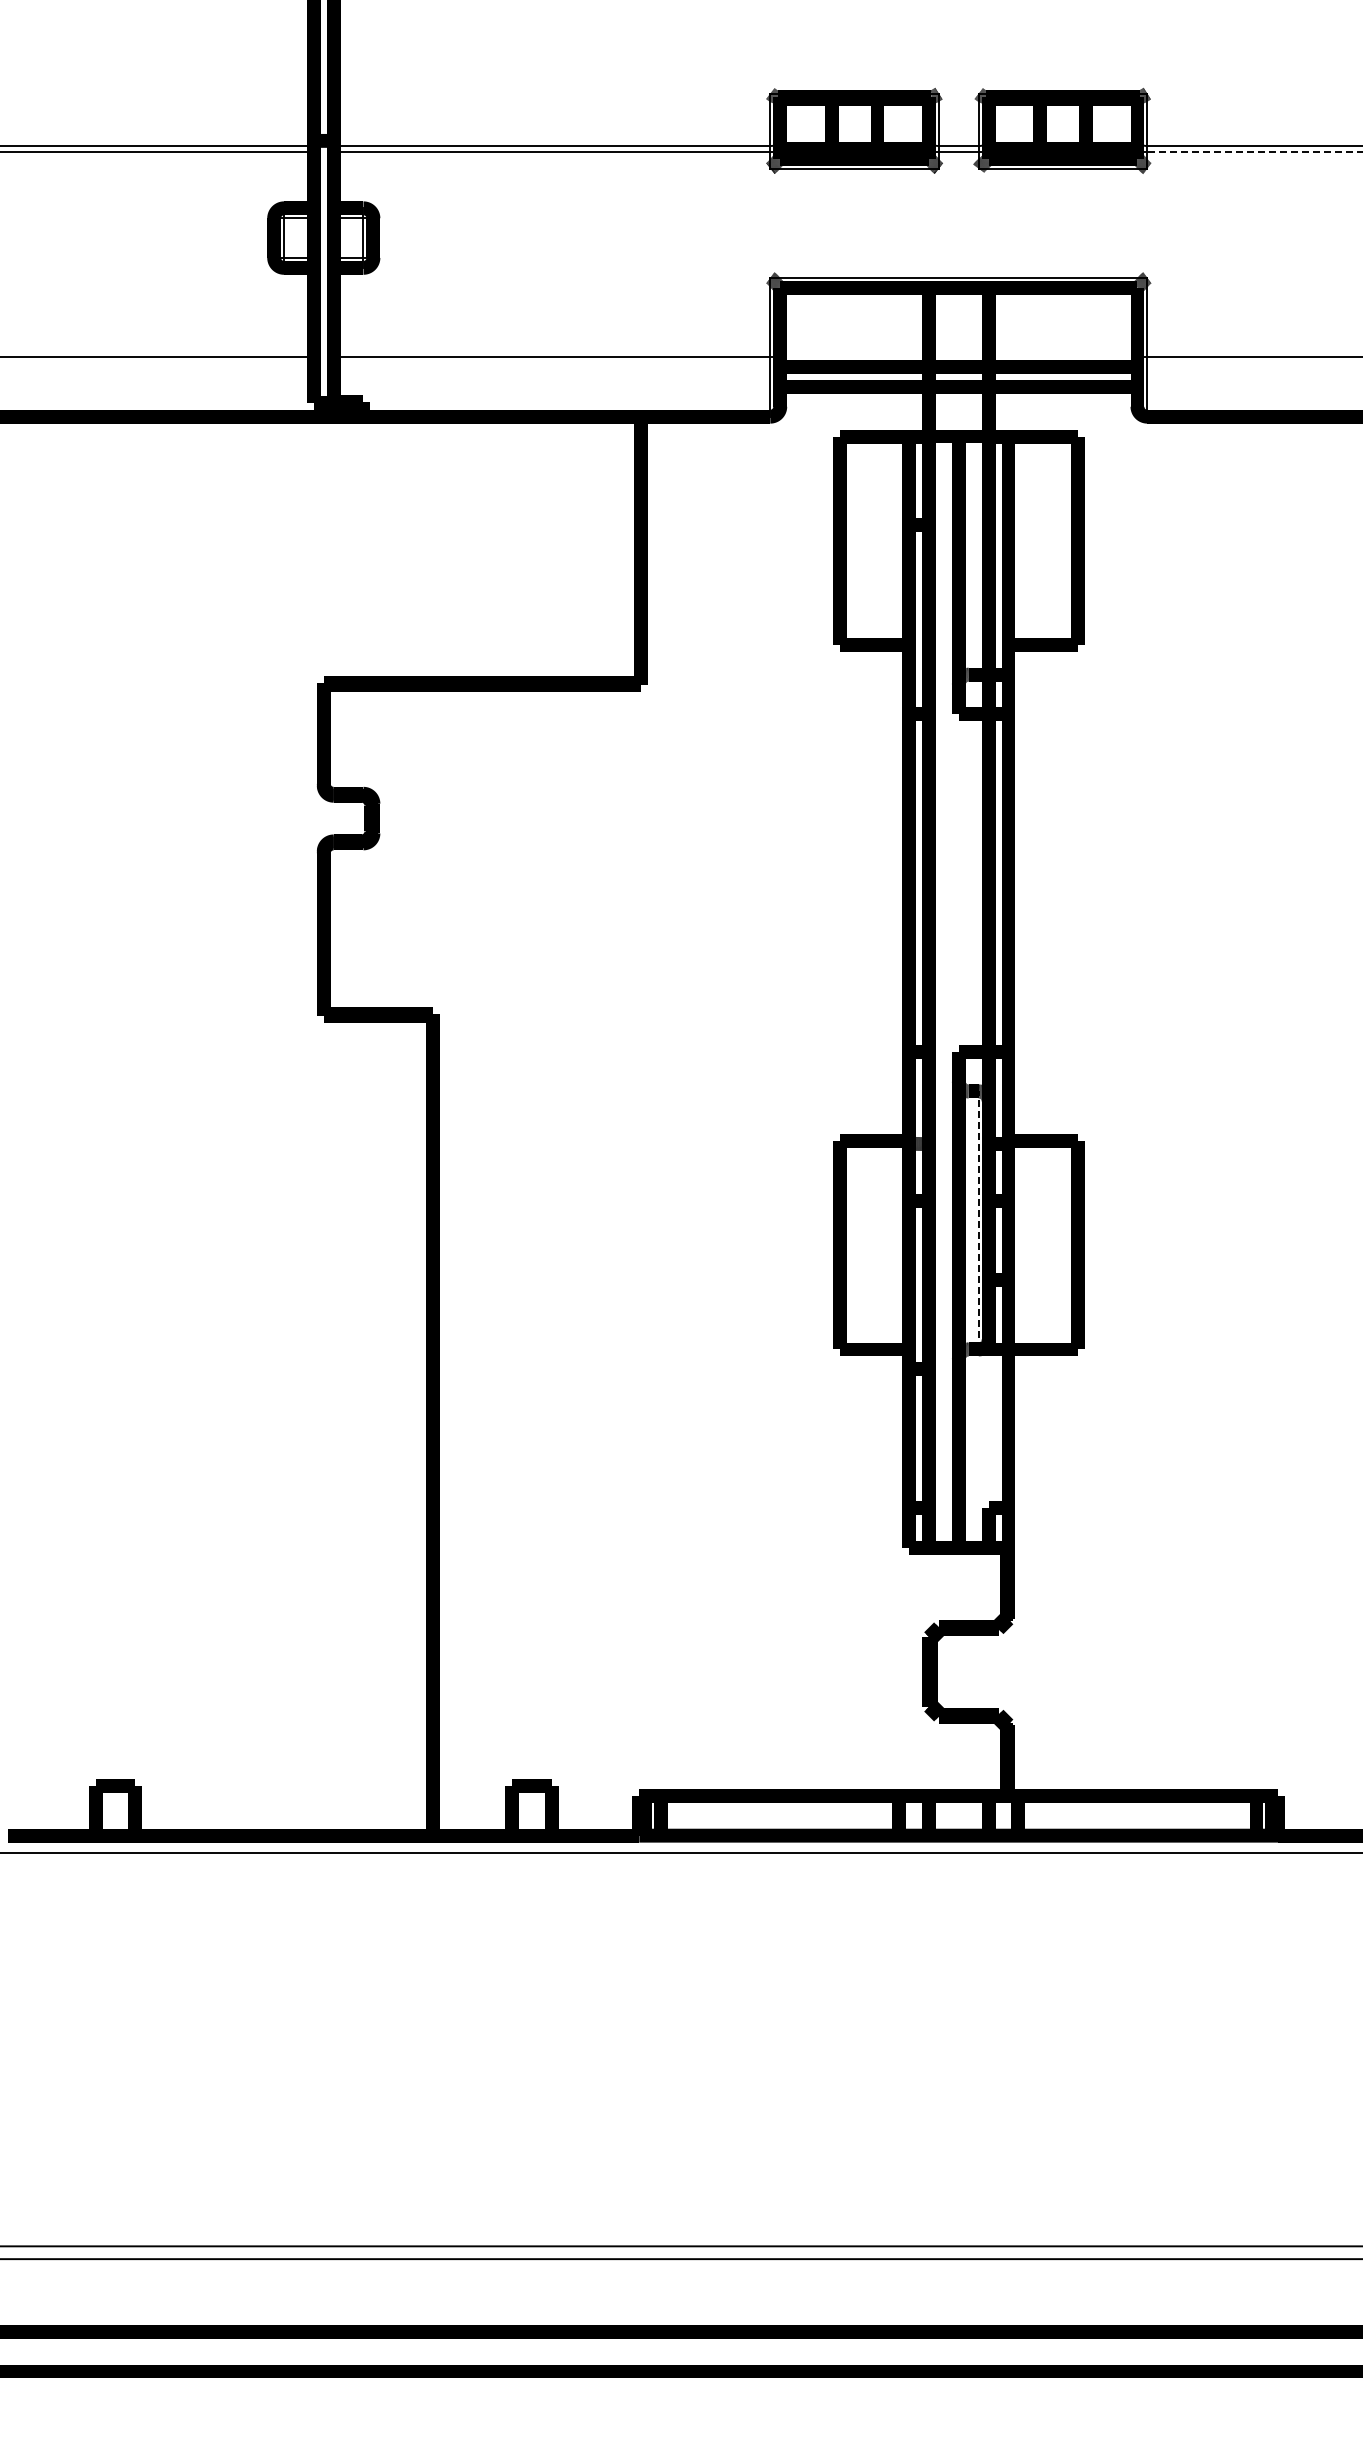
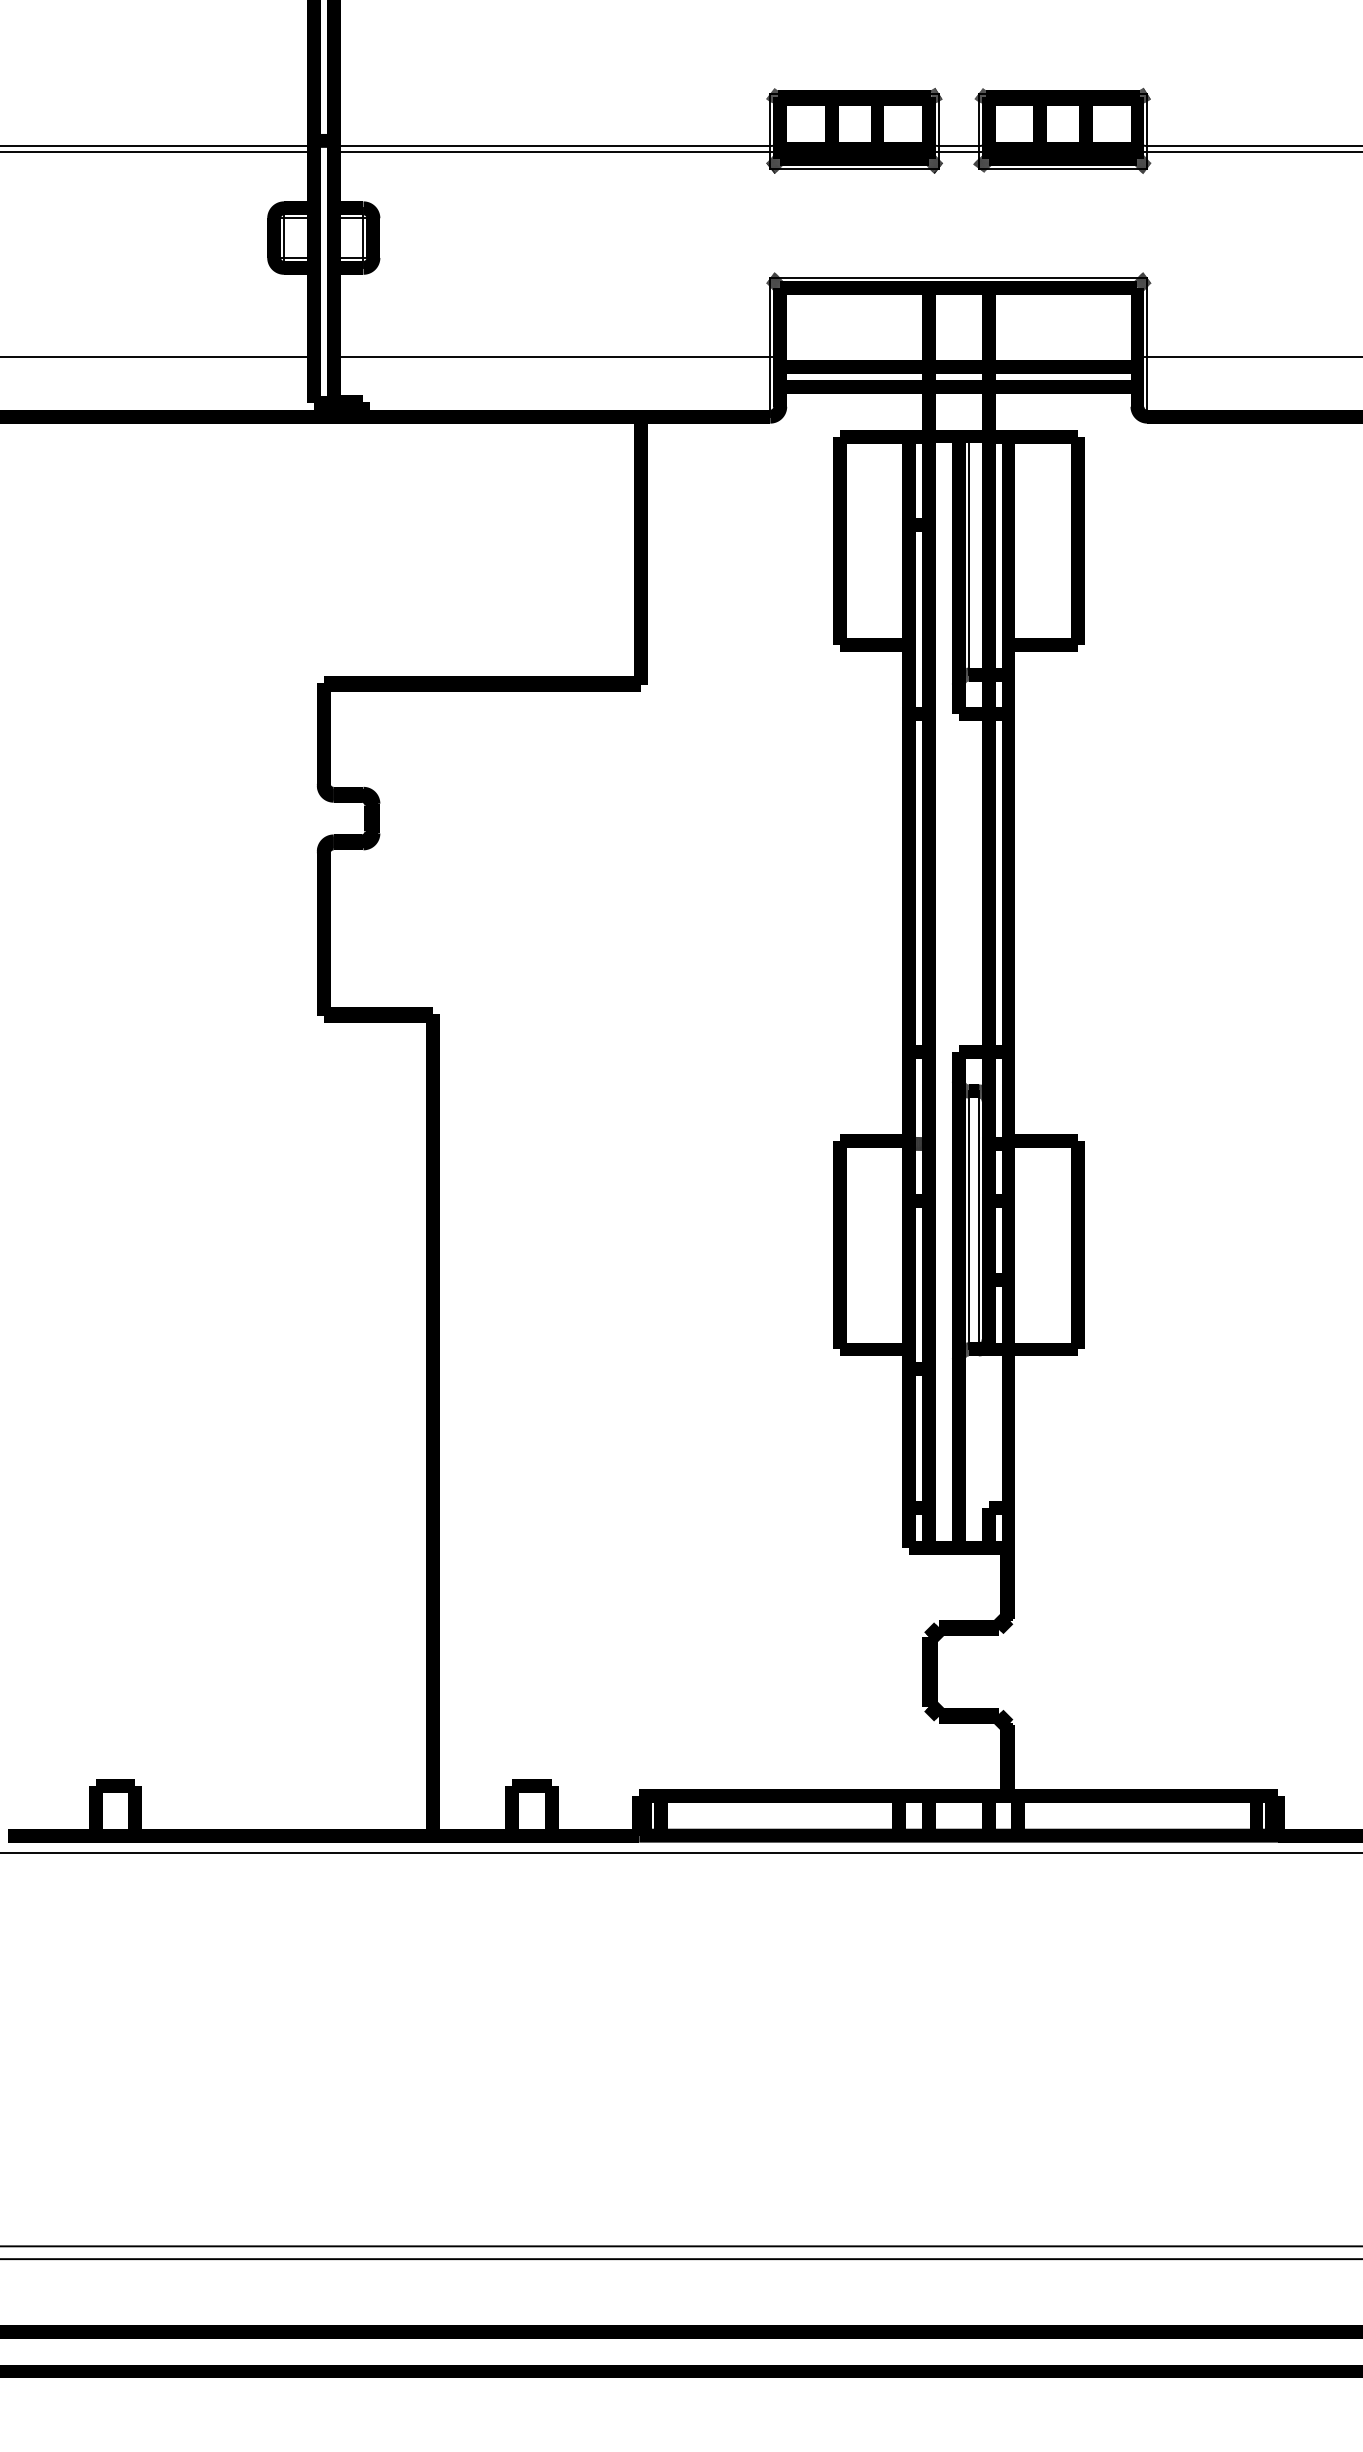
line: dashed -> solid (1254, 152)
line: none -> present (968, 555)
line: none -> present (968, 1220)
line: dashed -> solid (978, 1220)
